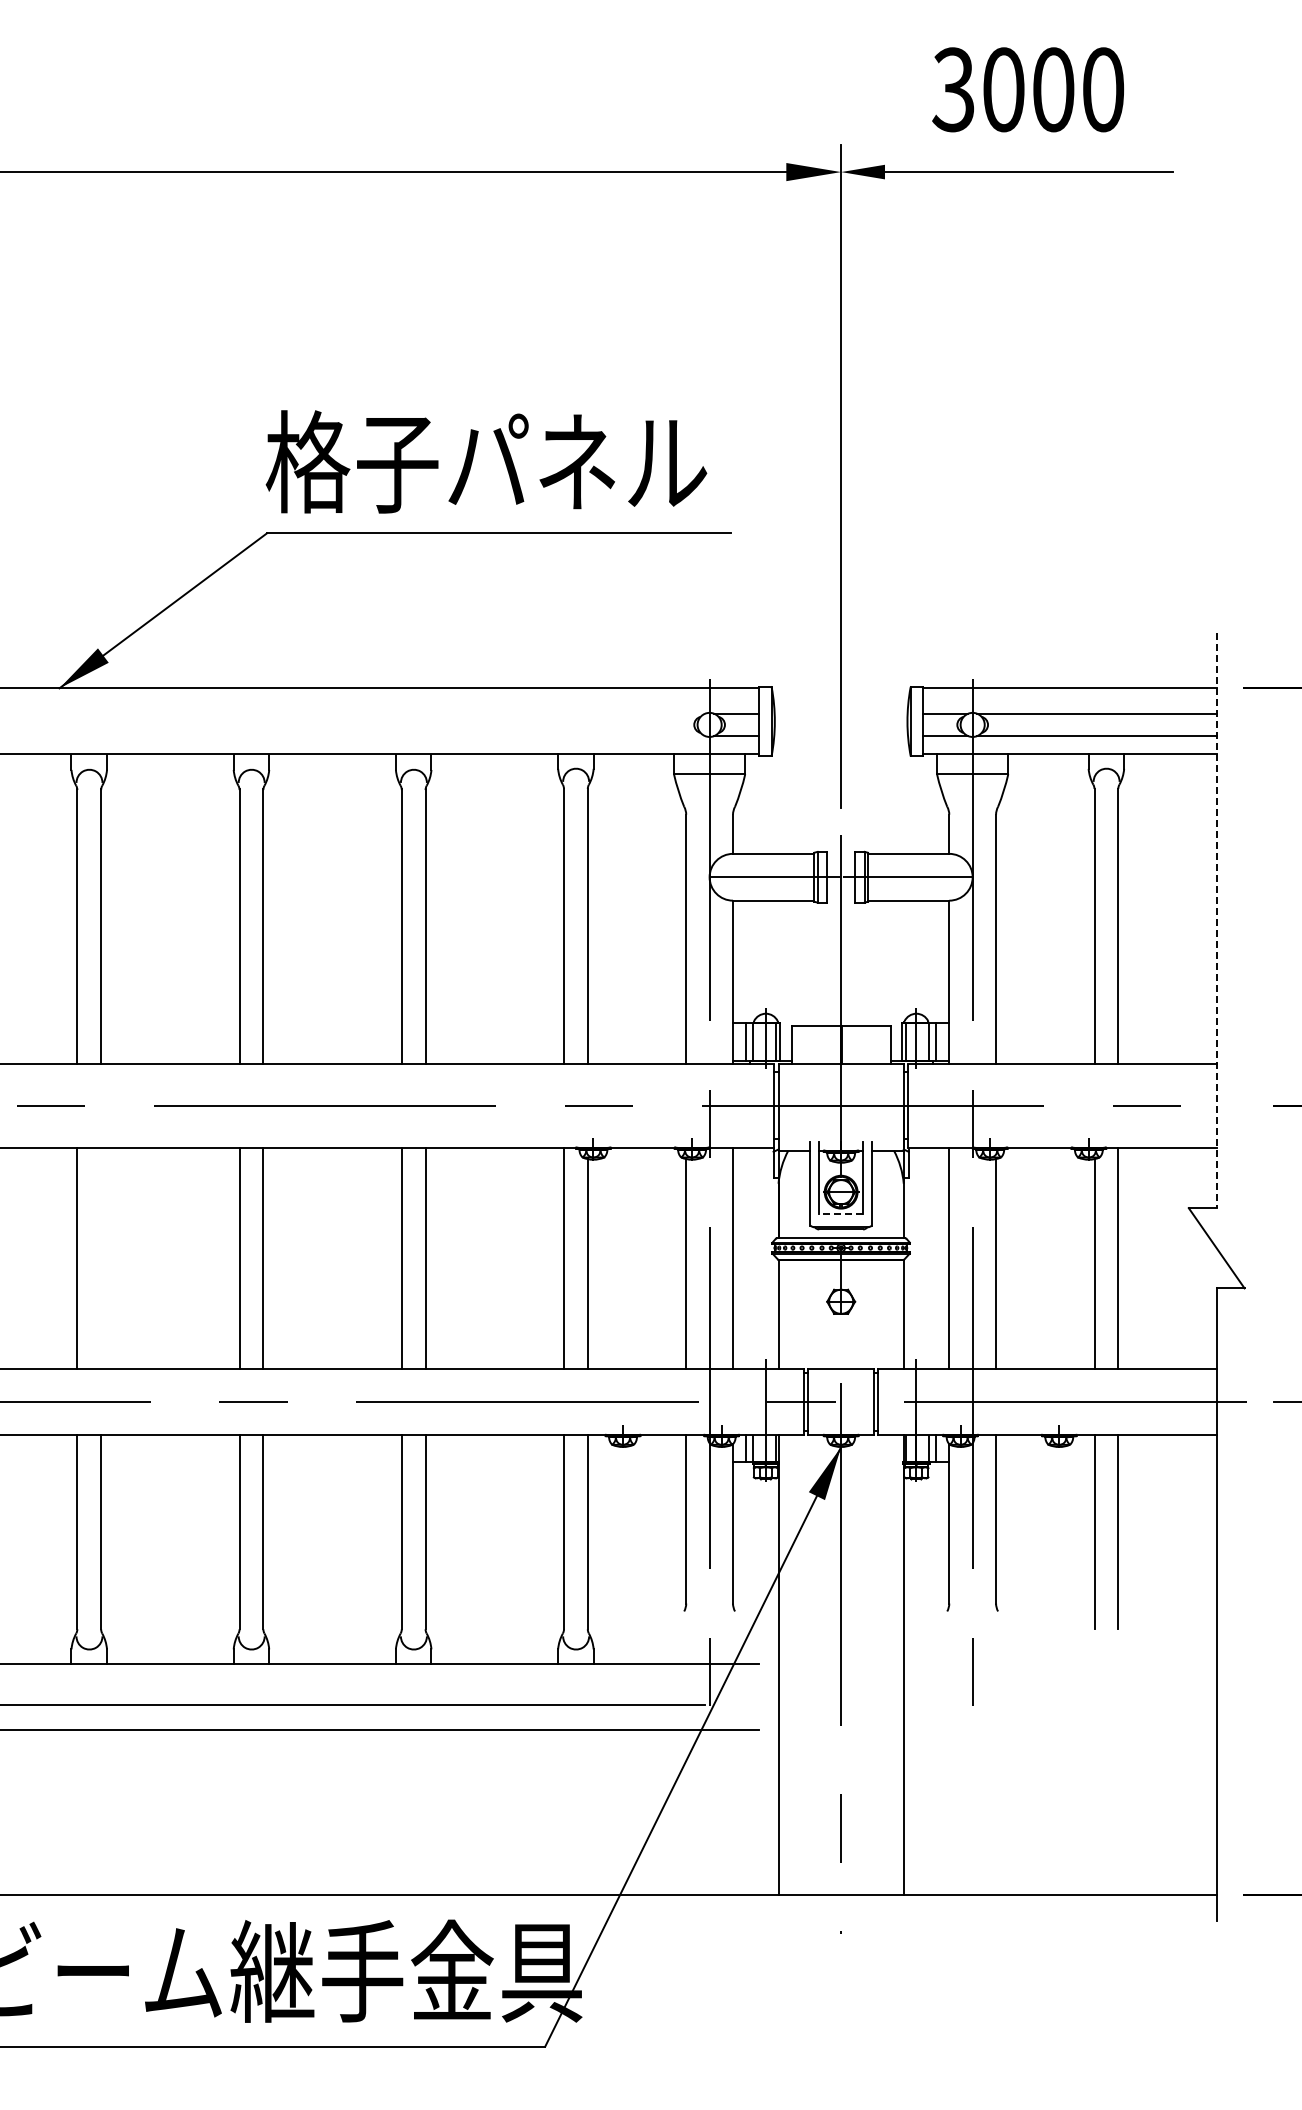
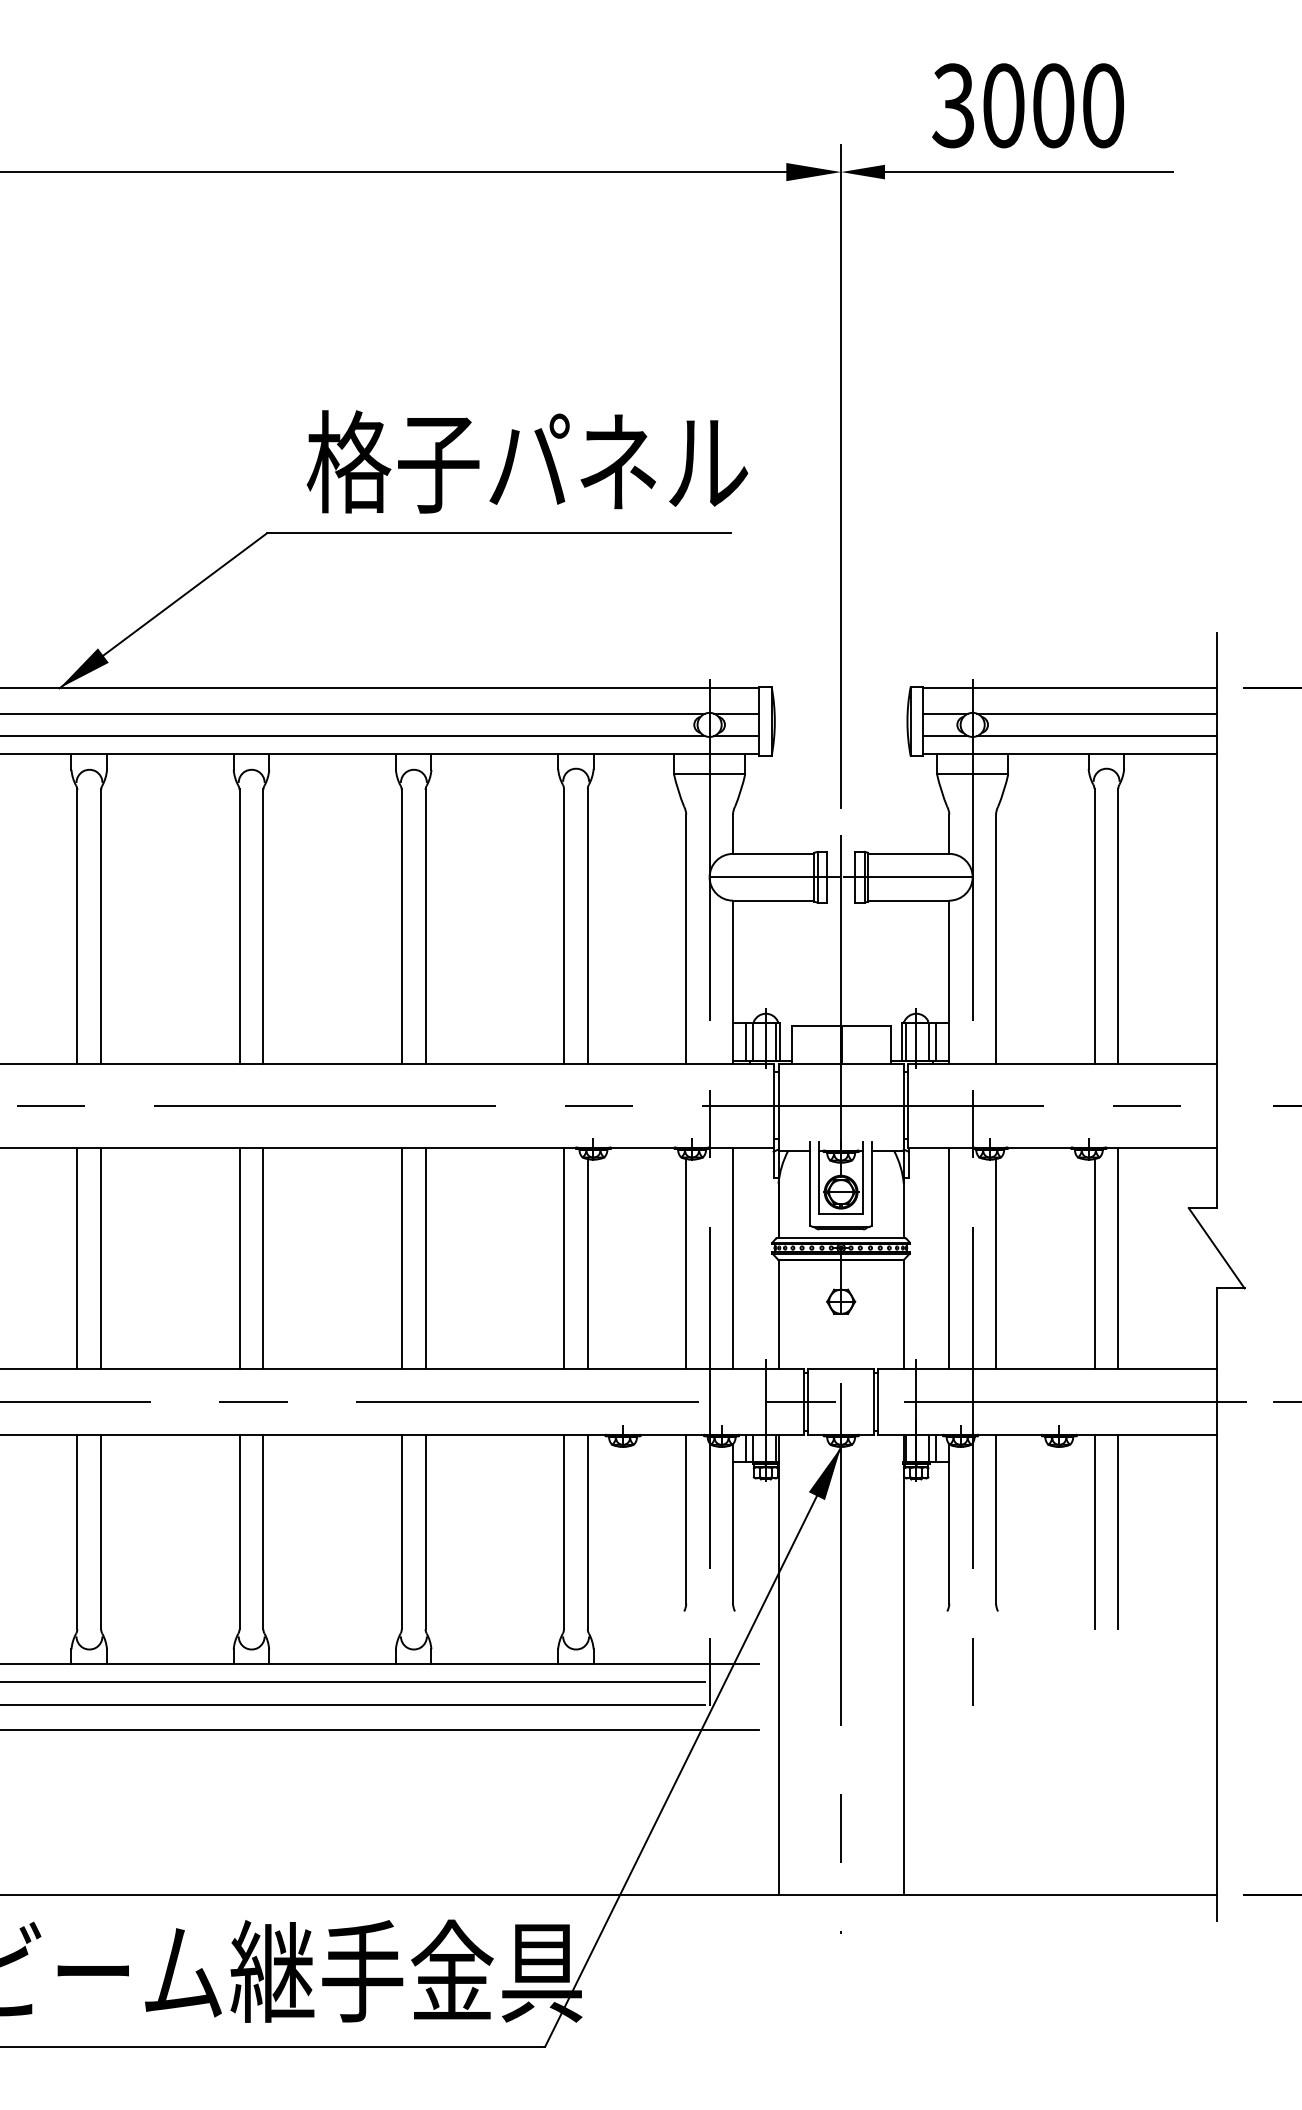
text position: (1027, 89) -> (1027, 105) (1027, 105)
text position: (486, 461) -> (527, 461) (527, 461)
line: none -> present (353, 713)
line: none -> present (353, 736)
line: dashed -> solid (1216, 920)
line: dashed -> solid (841, 1213)
line: none -> present (101, 1257)
line: none -> present (353, 1682)
